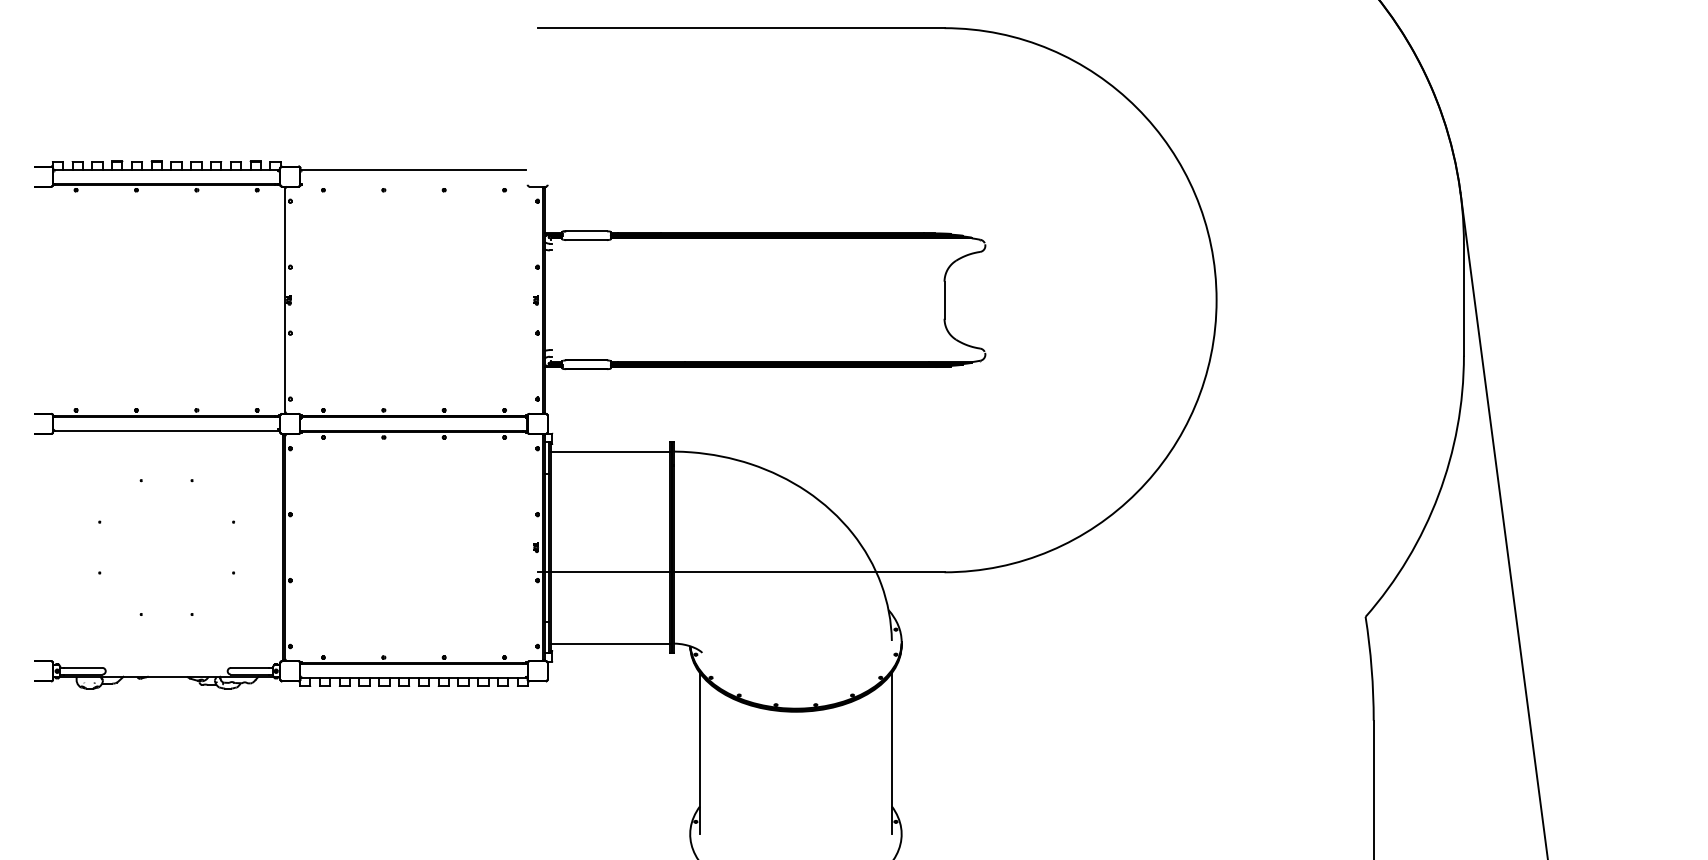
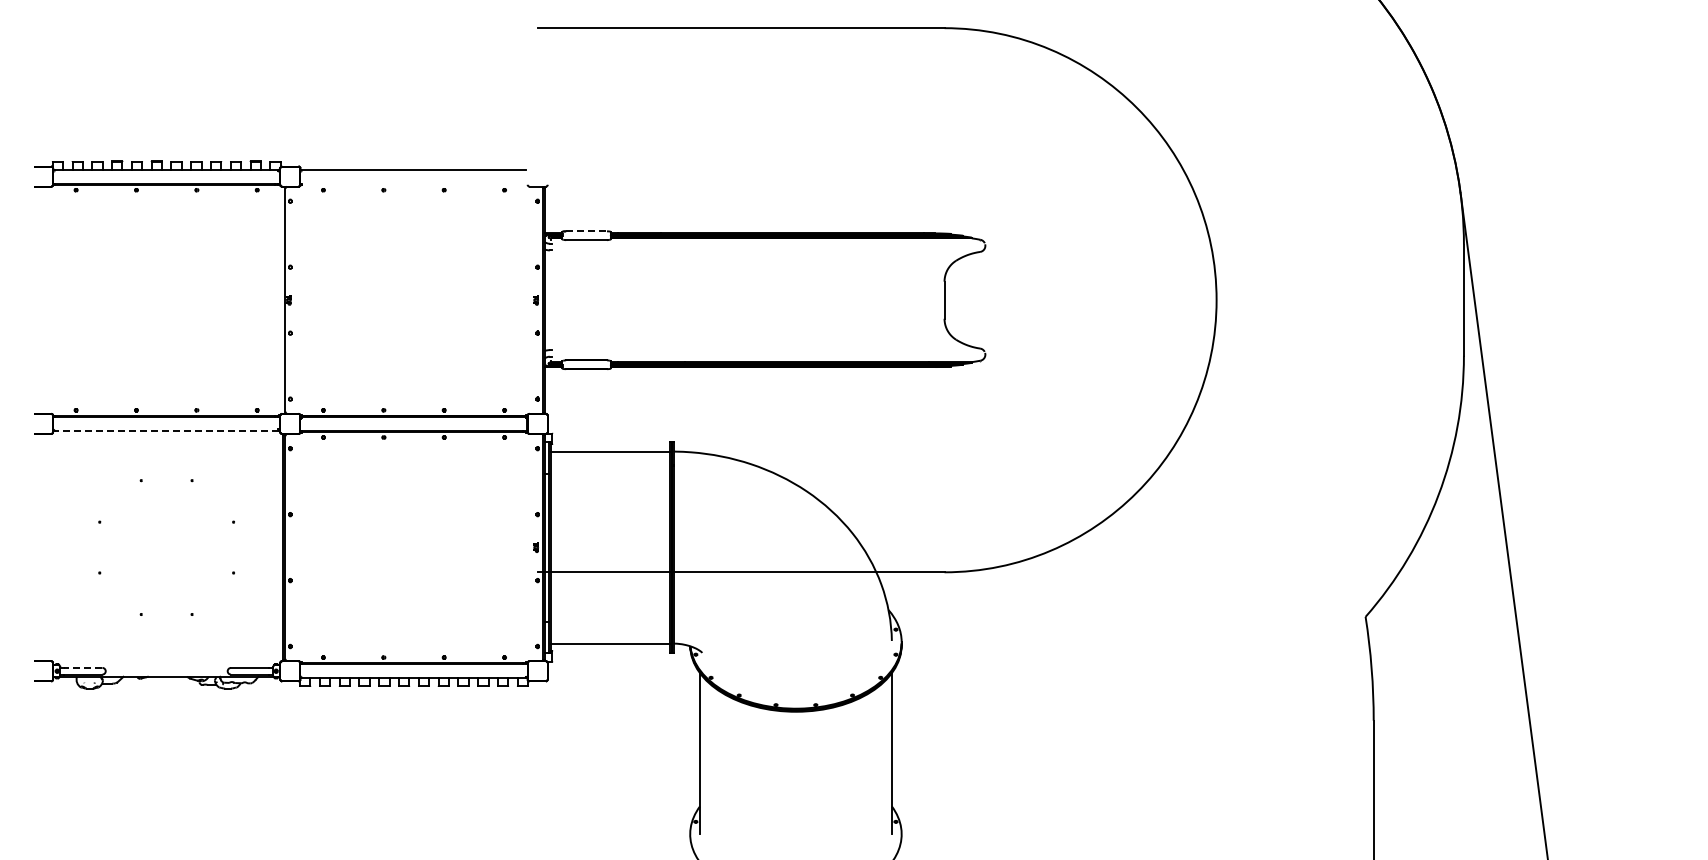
line: solid -> dashed (587, 231)
line: solid -> dashed (166, 430)
line: solid -> dashed (82, 667)
